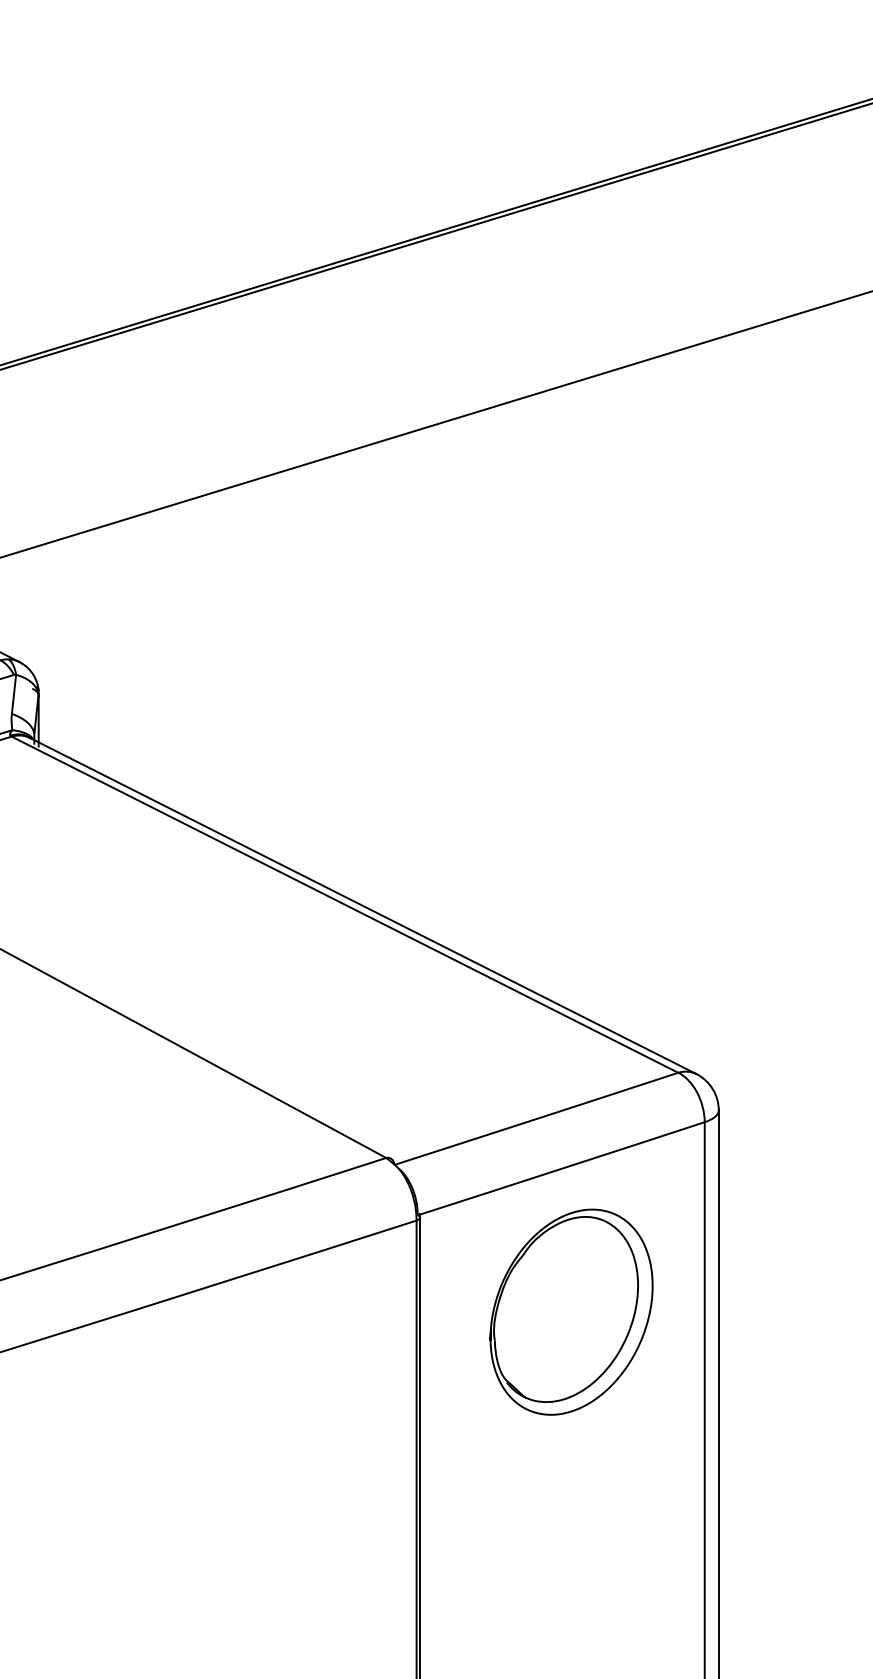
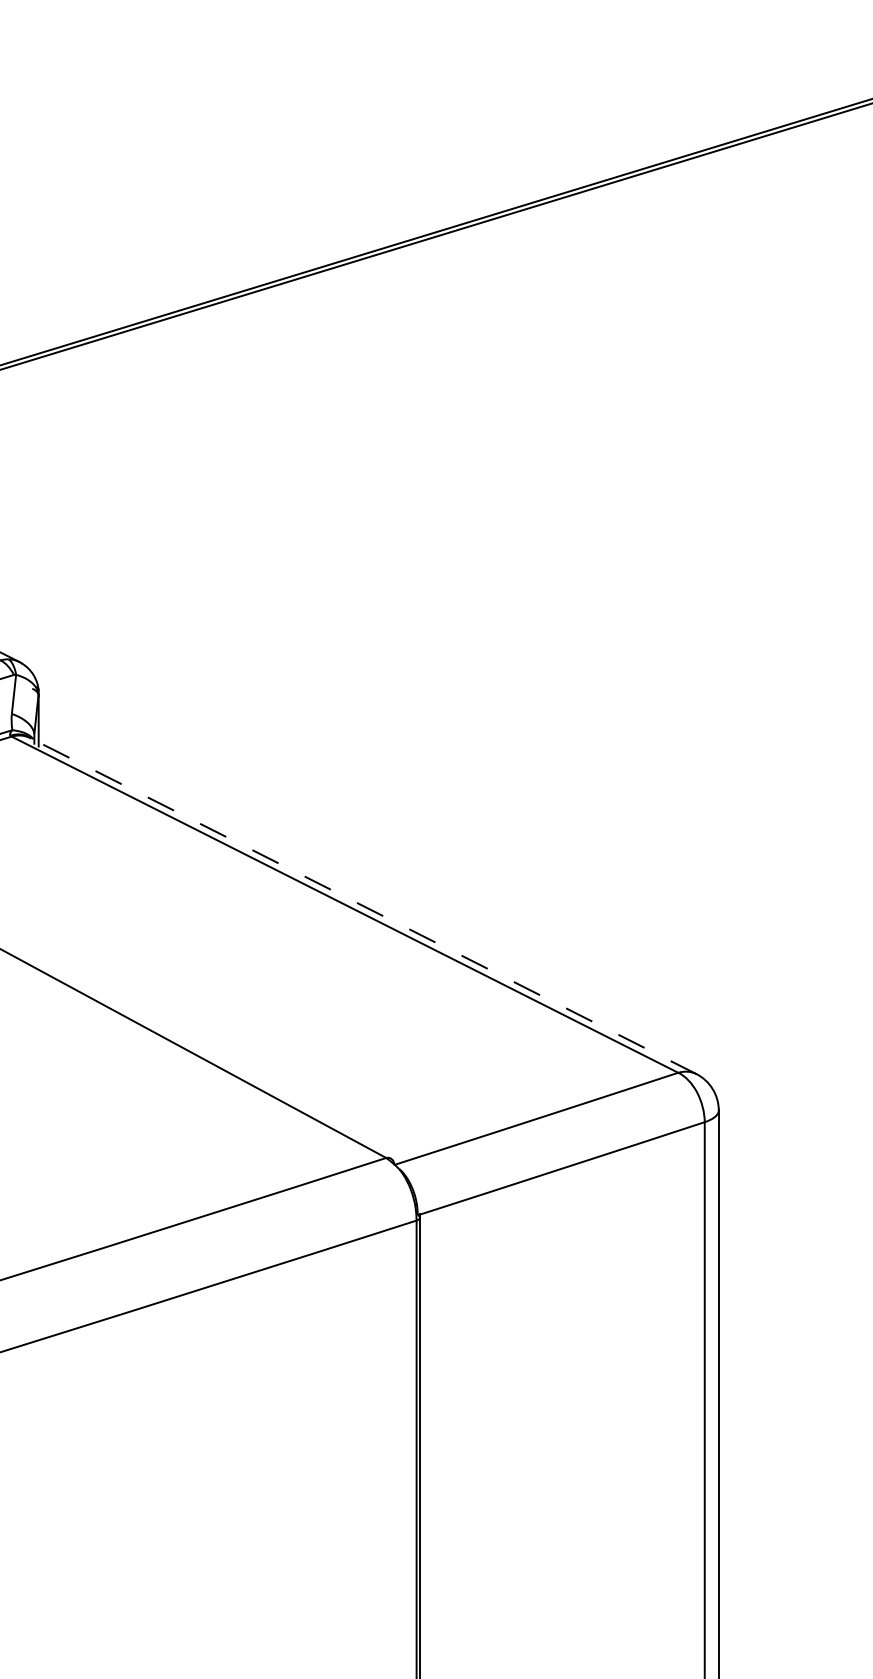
line: present -> none (435, 424)
line: solid -> dashed (362, 905)
part: present -> none (571, 1311)
